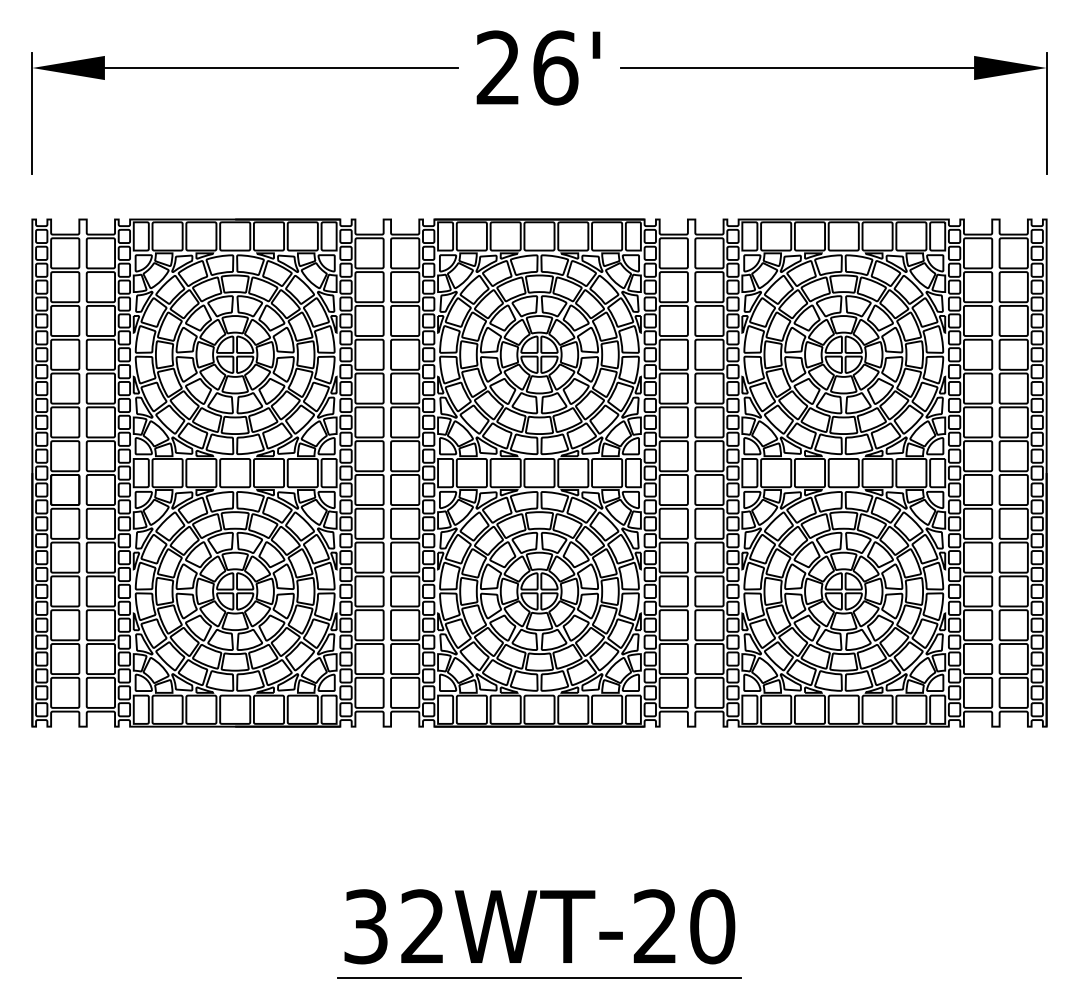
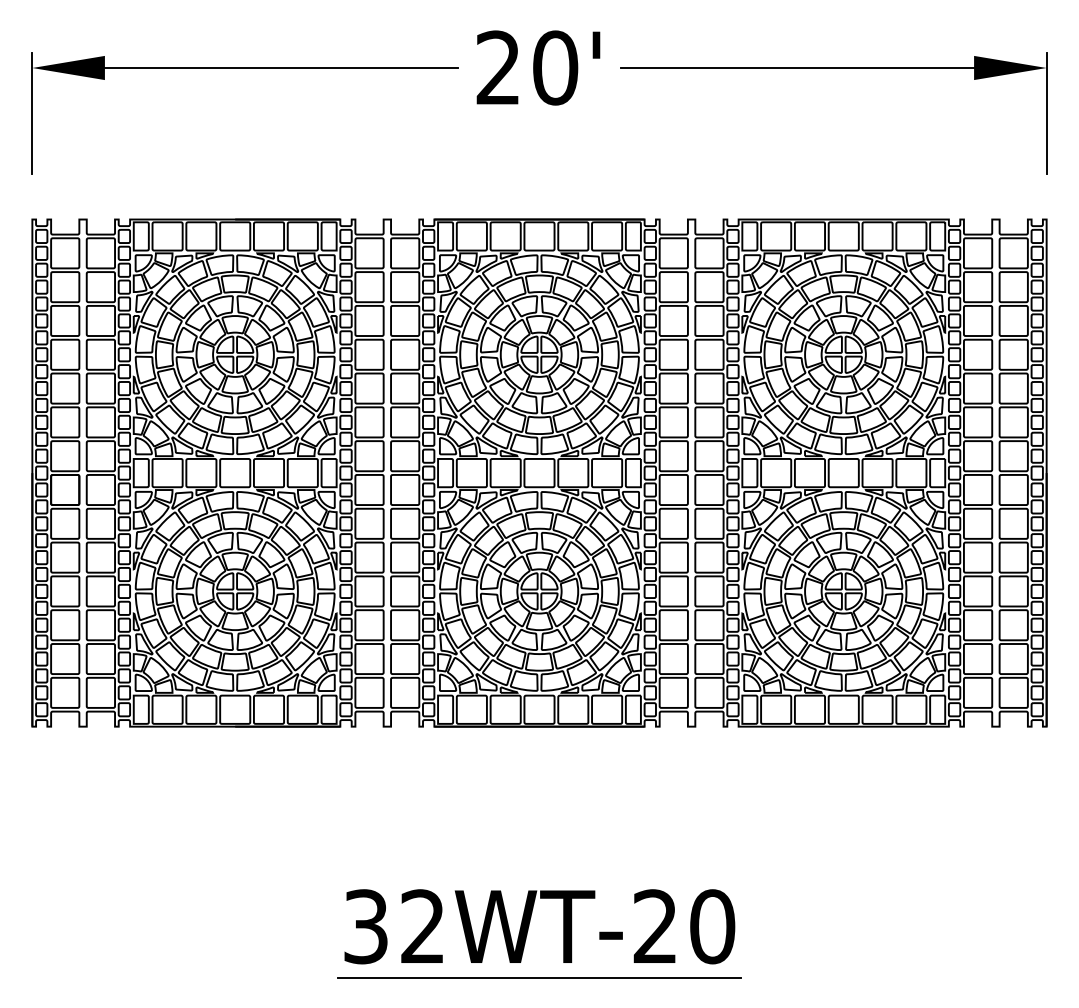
text: 26' -> 20' (555, 67)
